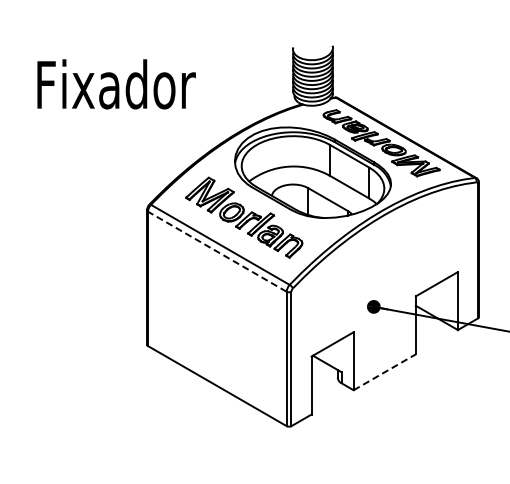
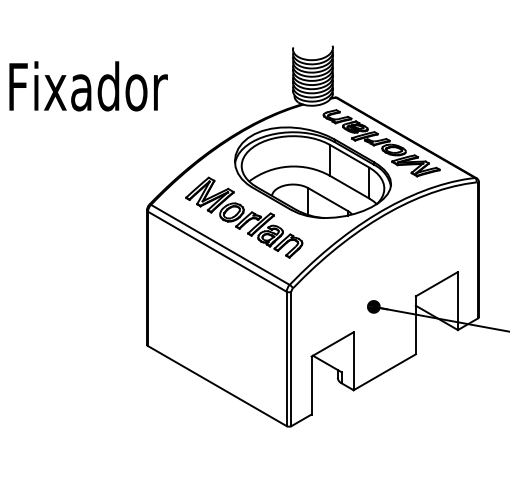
text position: (116, 84) -> (88, 86) (88, 86)
line: dashed -> solid (216, 251)
line: dashed -> solid (384, 372)
